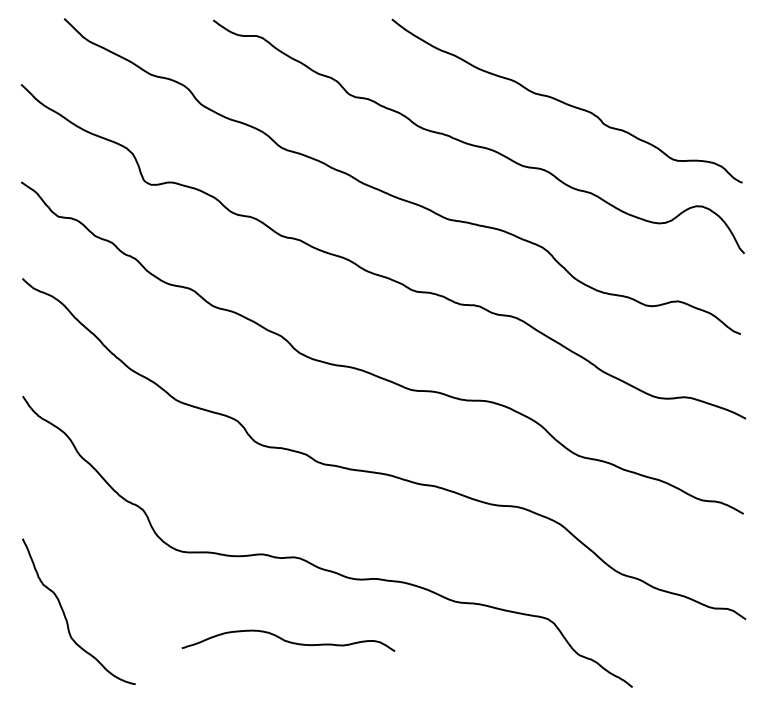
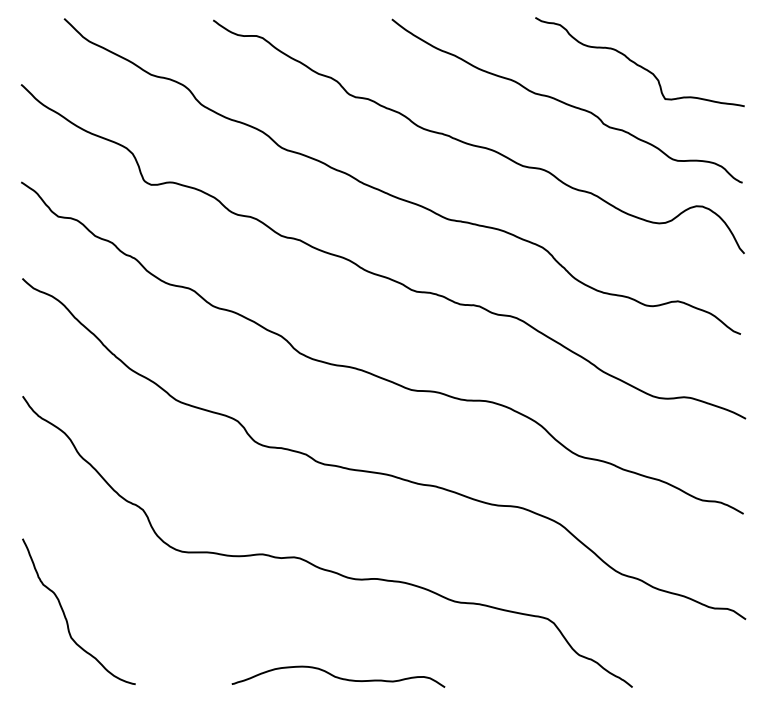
curve: none -> present (639, 64)
curve position: (288, 640) -> (338, 676) (338, 676)
